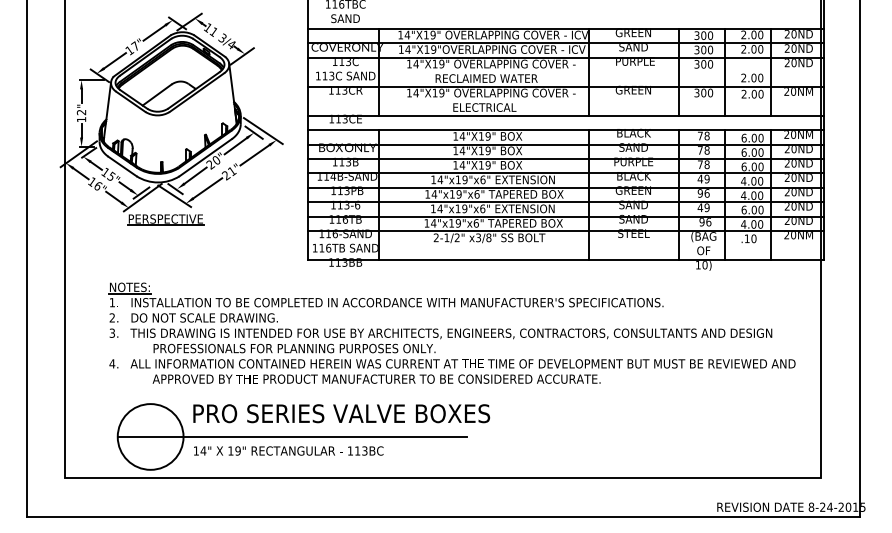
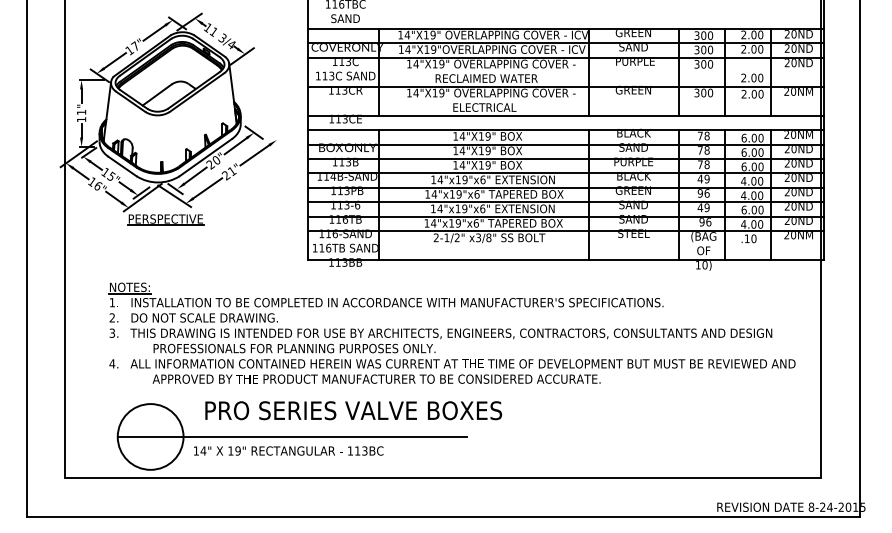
text: 12" -> 11" (80, 112)
line: present -> none (262, 131)
text position: (341, 413) -> (353, 410) (353, 410)
